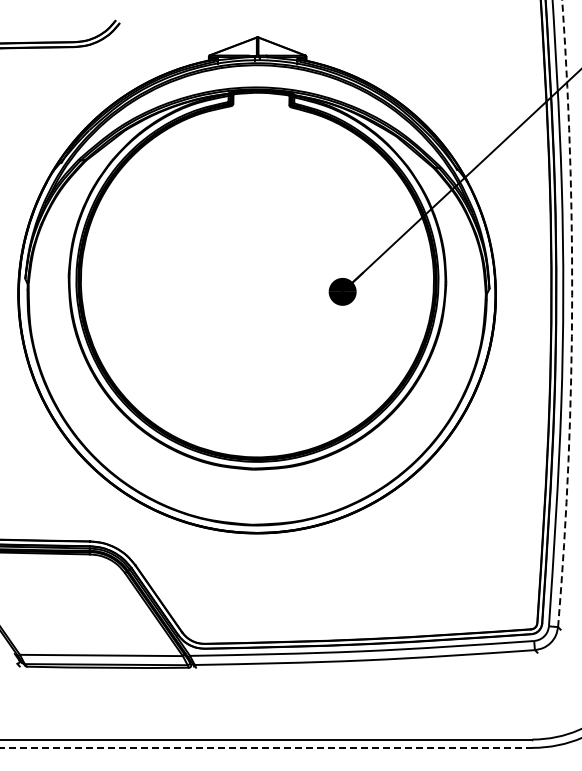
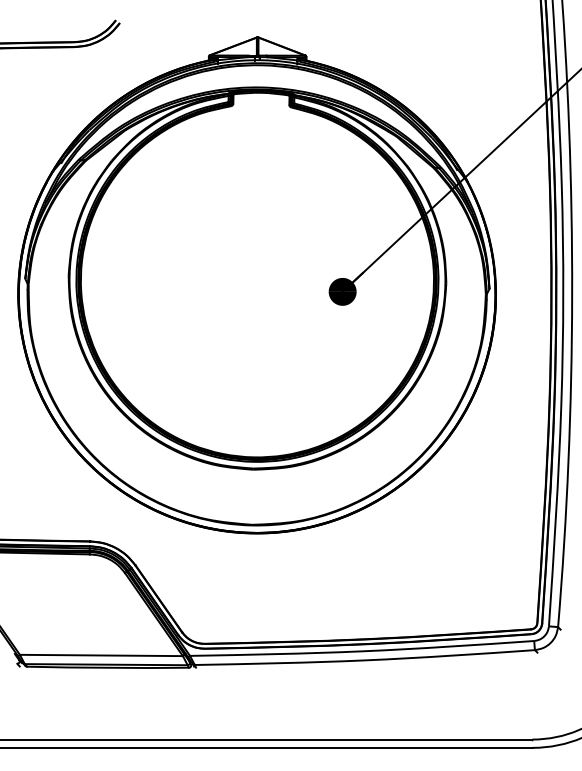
arc: dashed -> solid (572, 313)
line: dashed -> solid (266, 747)
